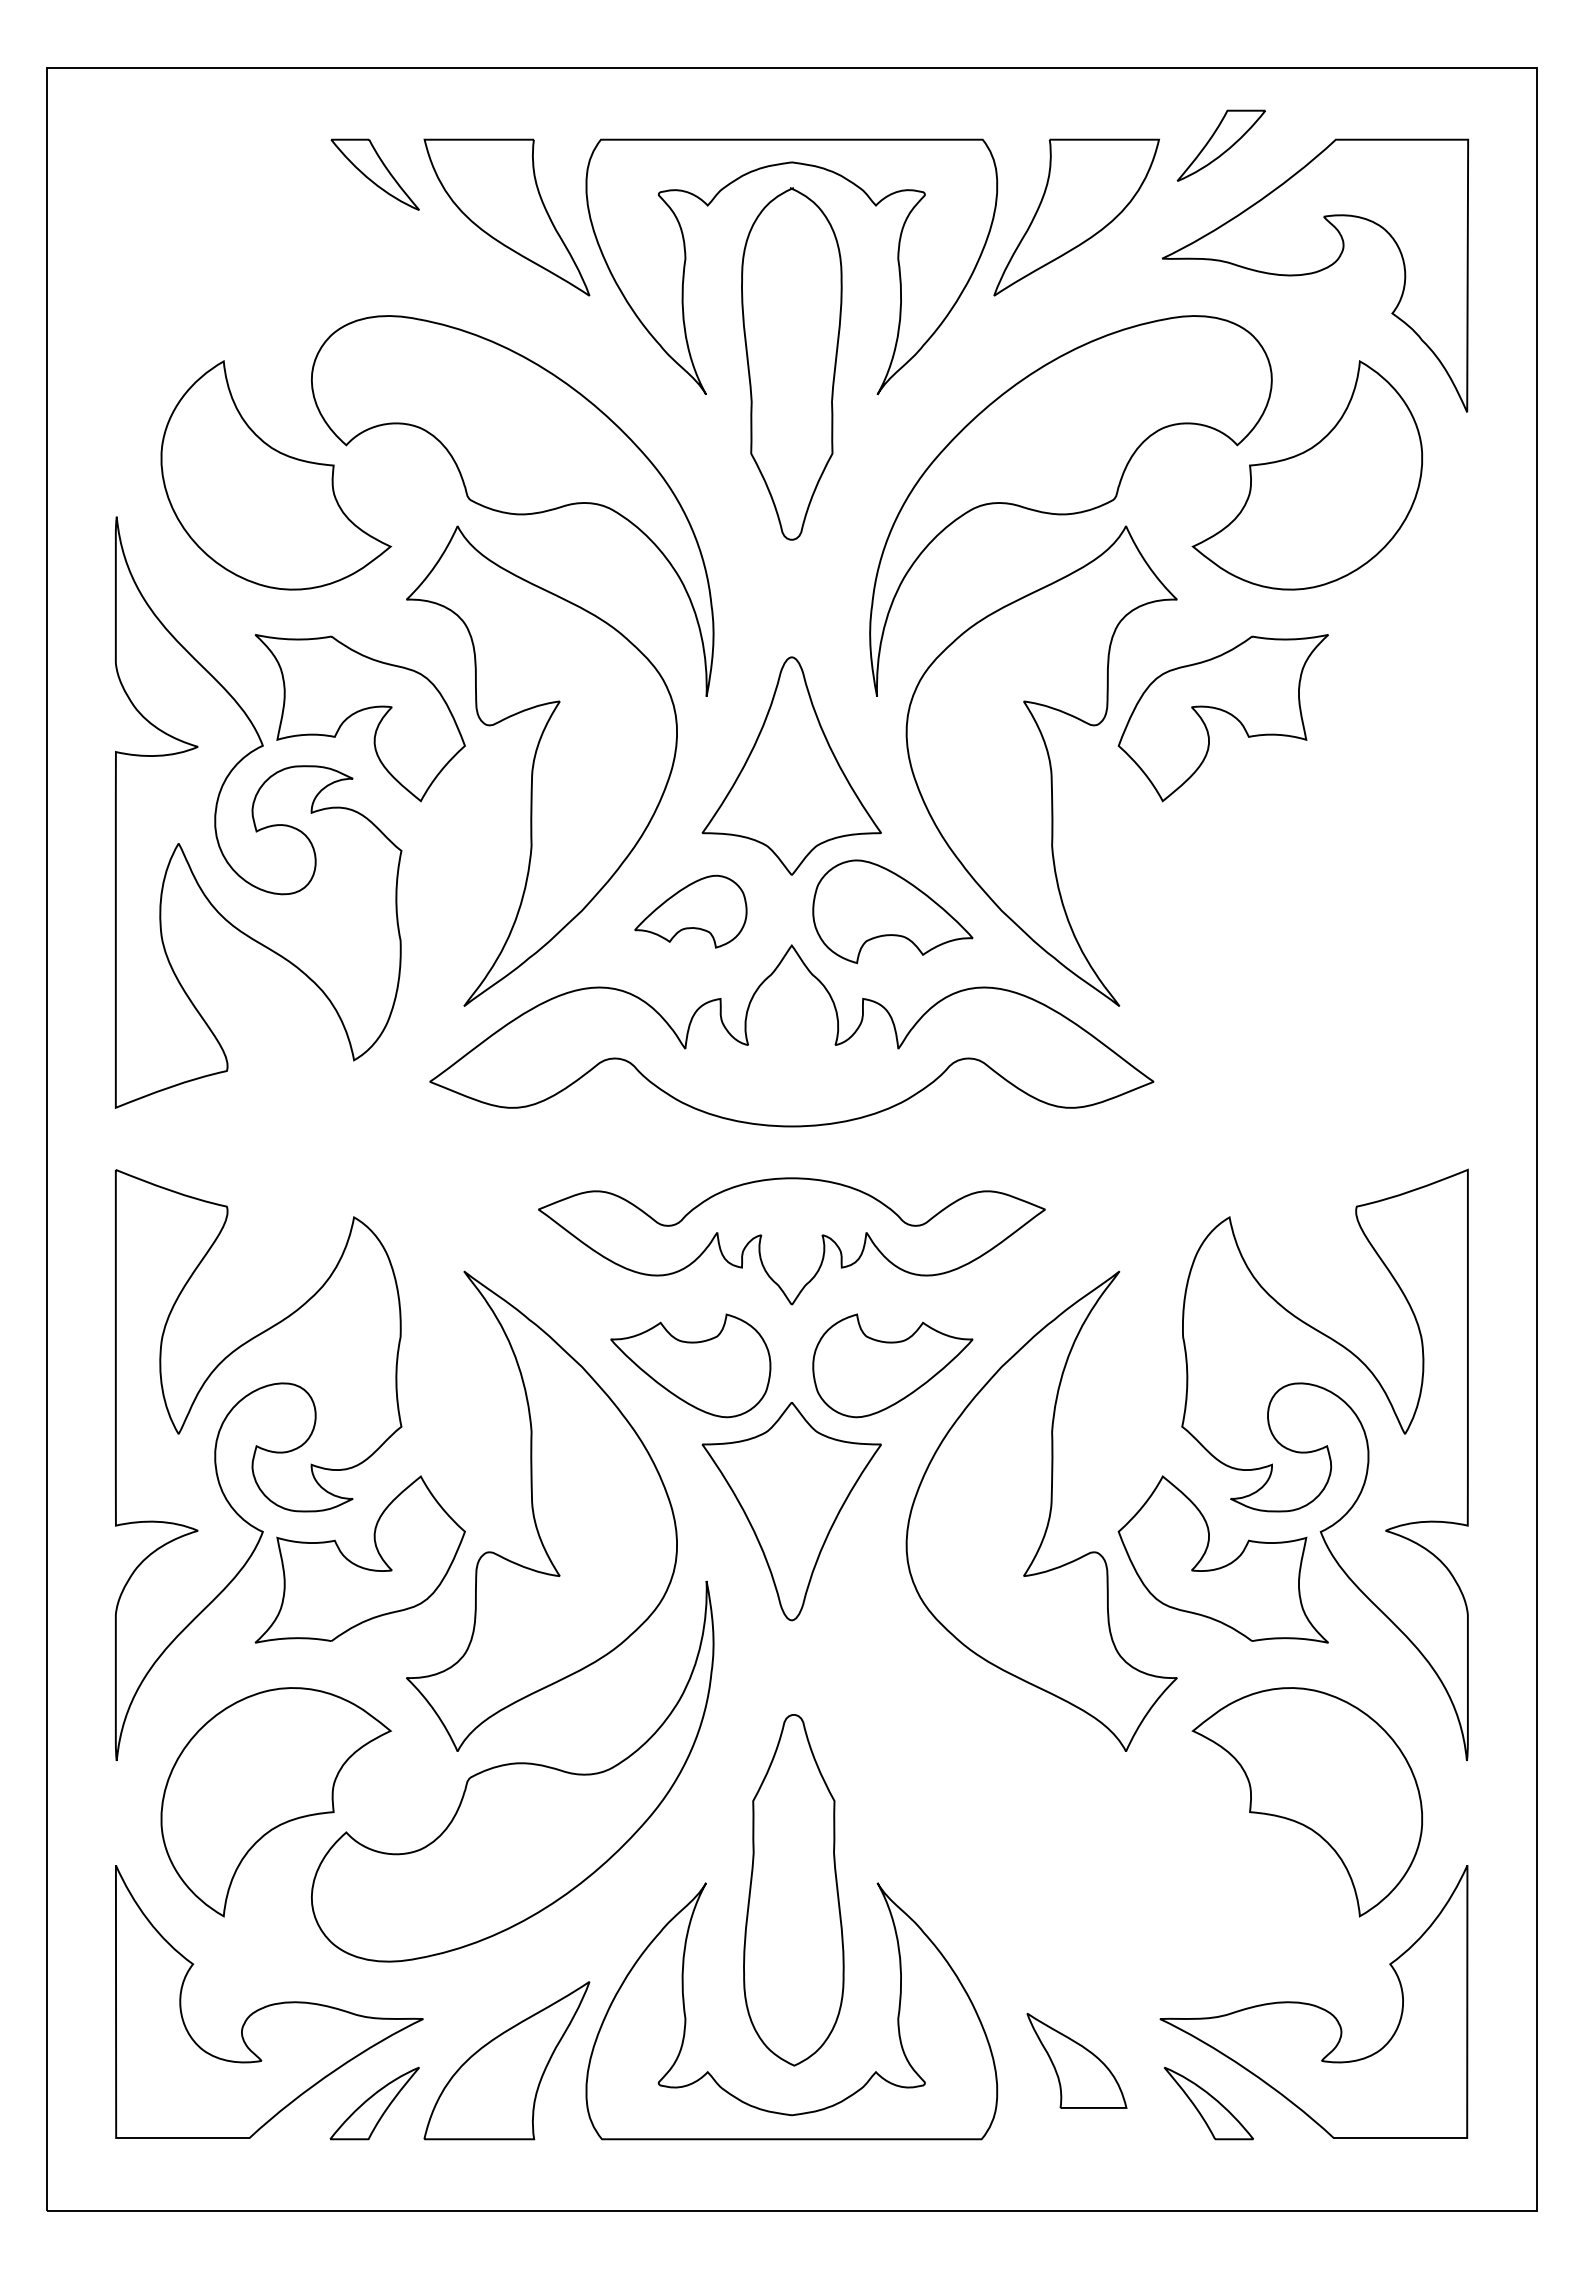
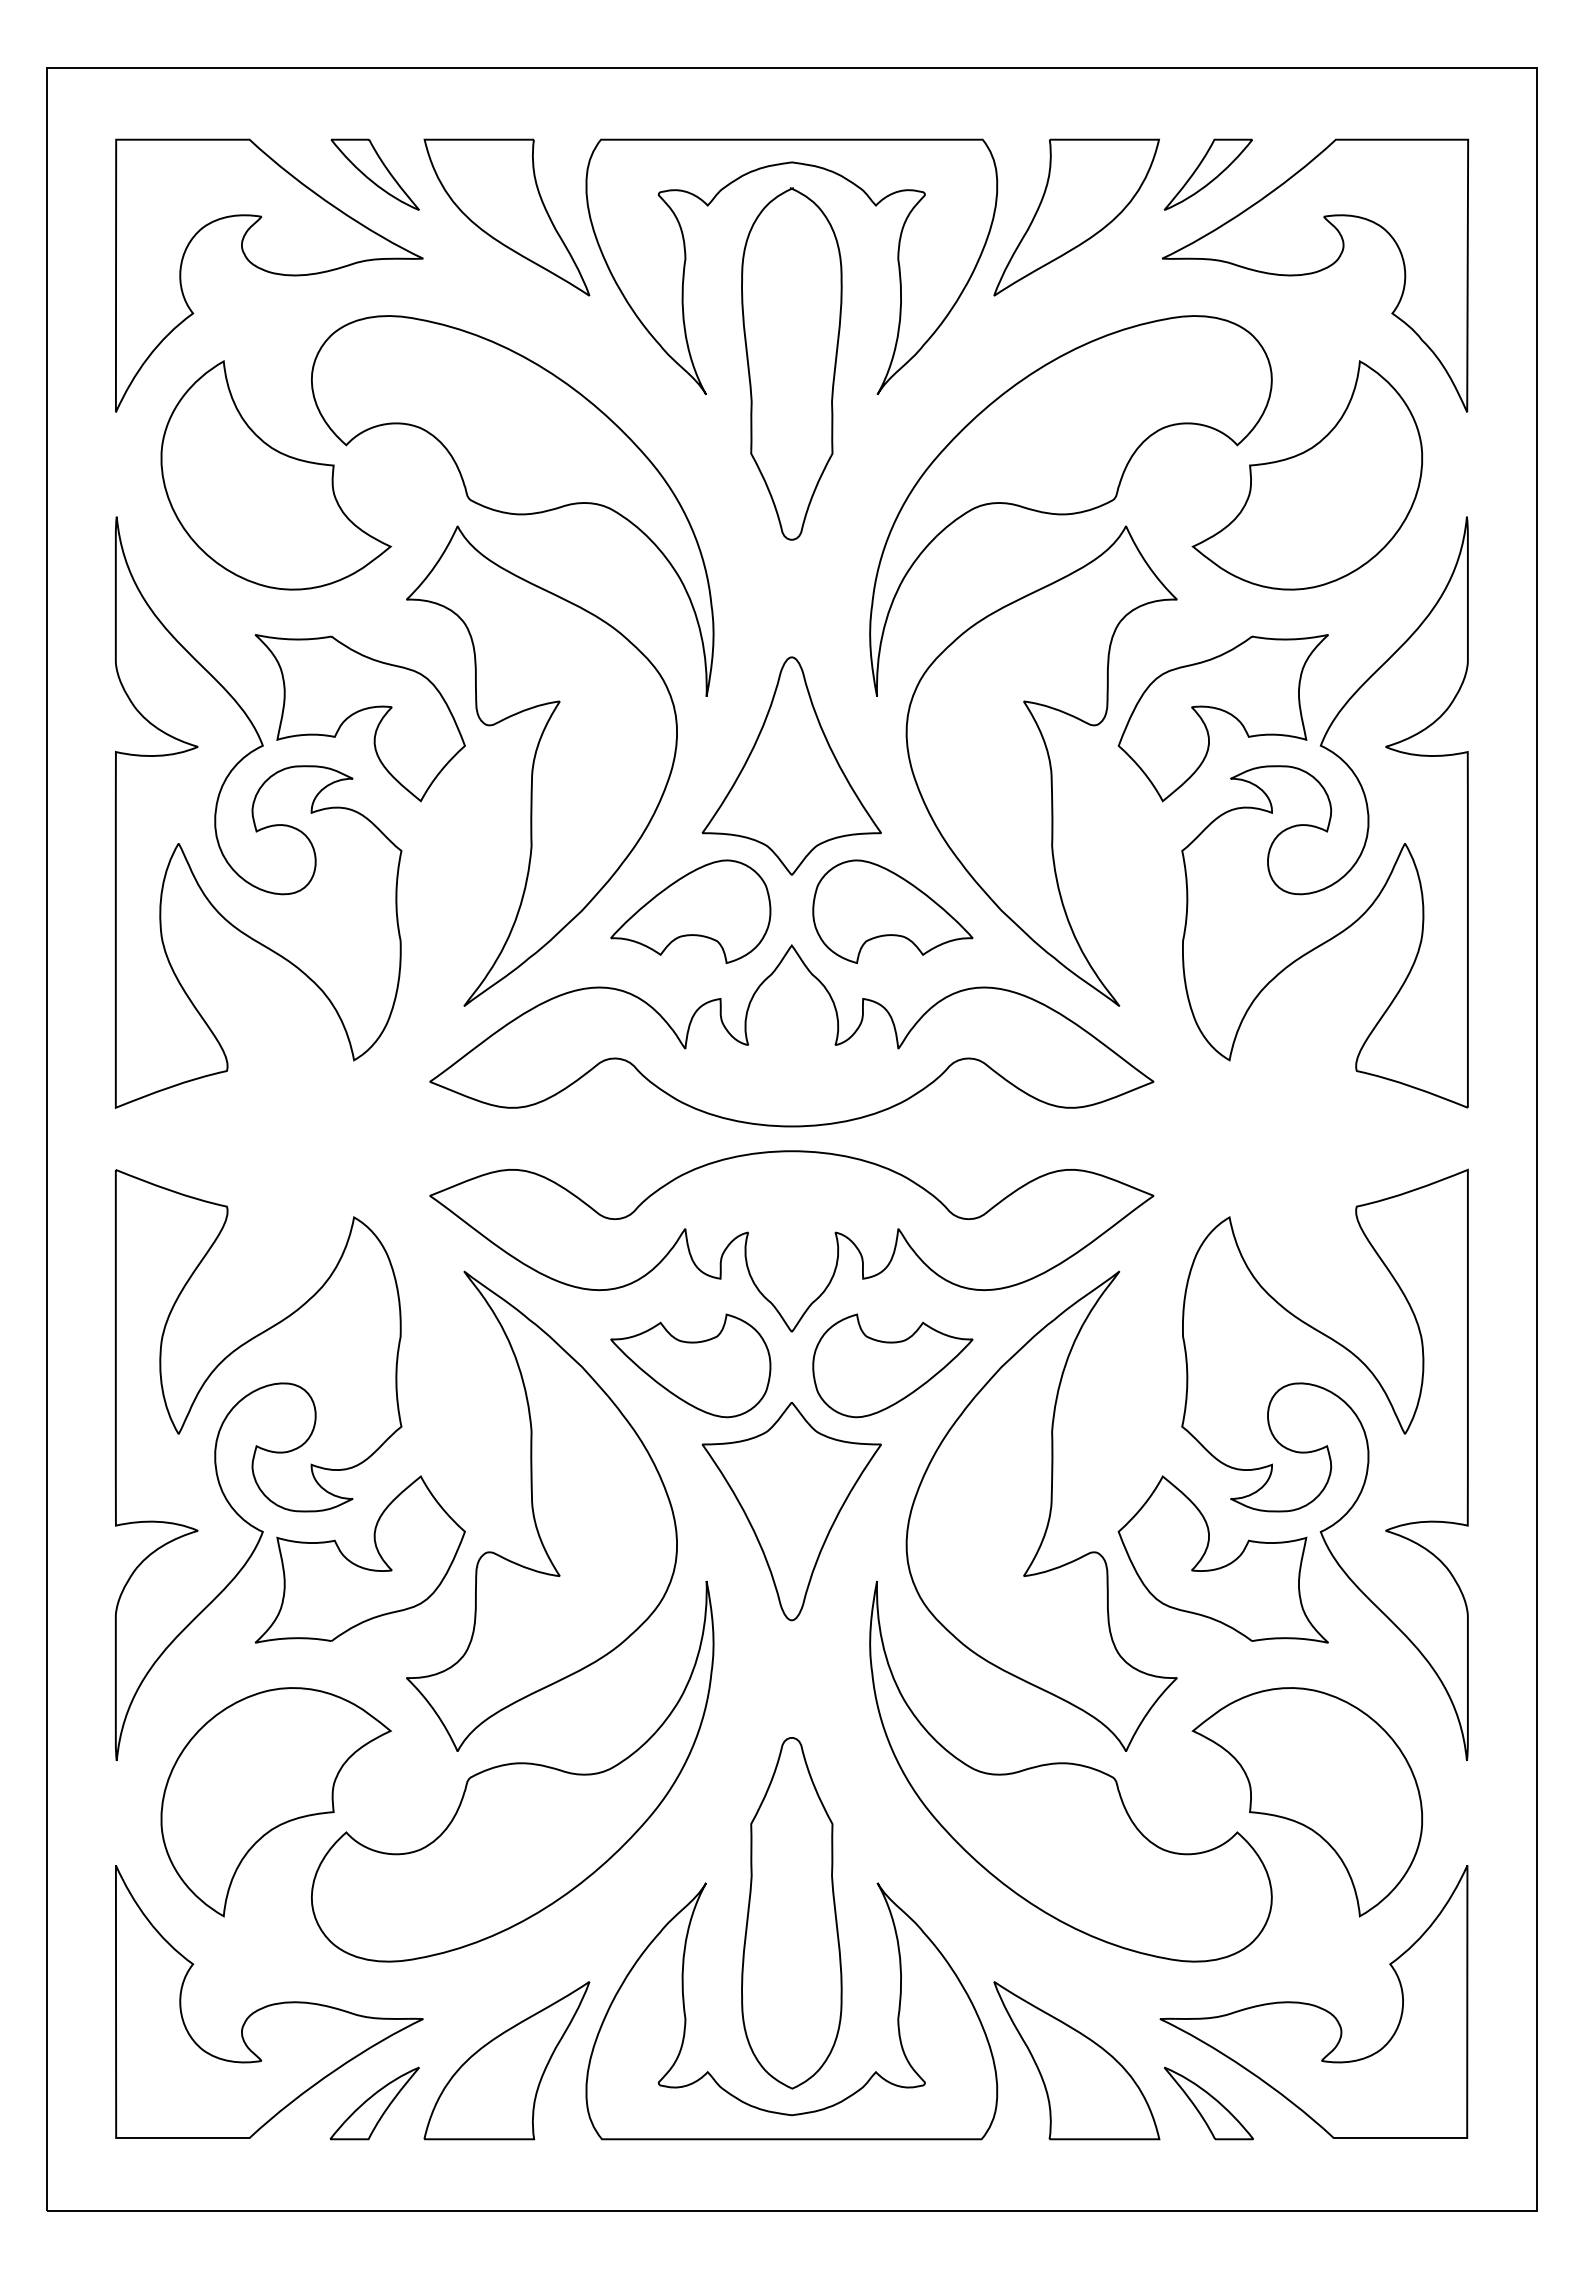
part position: (1220, 145) -> (1207, 174) (1207, 174)
part: none -> present (269, 275)
part: none -> present (1324, 812)
part size: 114x75 px -> 162x105 px (690, 911)
part size: 508x129 px -> 726x183 px (791, 1241)
part: none -> present (1070, 1771)
part position: (793, 1890) -> (791, 1913) (791, 1913)
part size: 102x96 px -> 168x160 px (1076, 2060)
